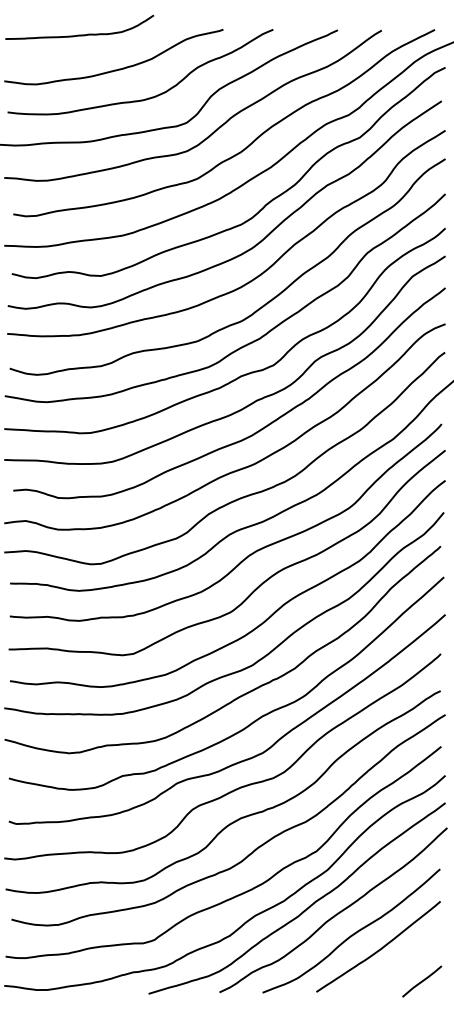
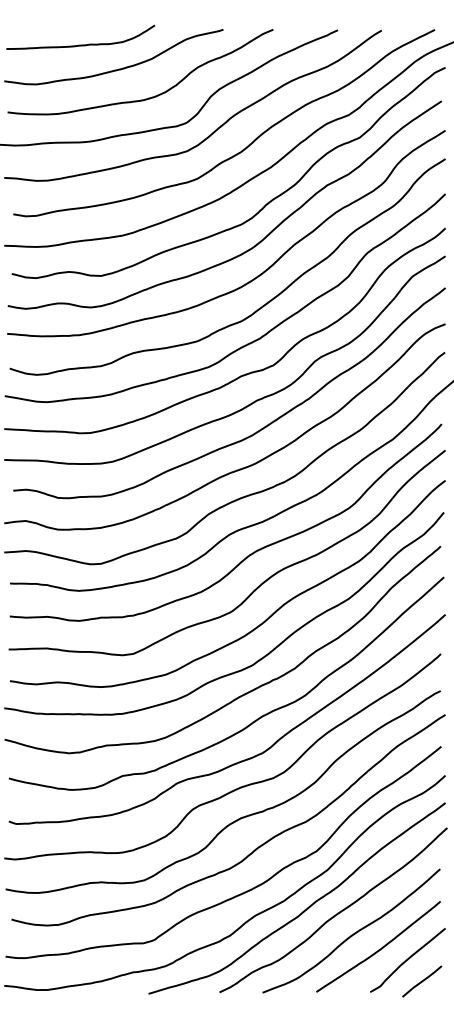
curve position: (79, 34) -> (80, 44) (80, 44)
curve: none -> present (407, 960)
